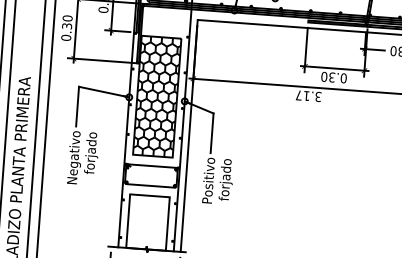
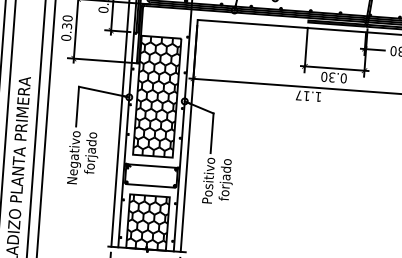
text: 3.17 -> 1.17 (318, 96)
line: none -> present (120, 124)
hatch: none -> present (147, 222)
